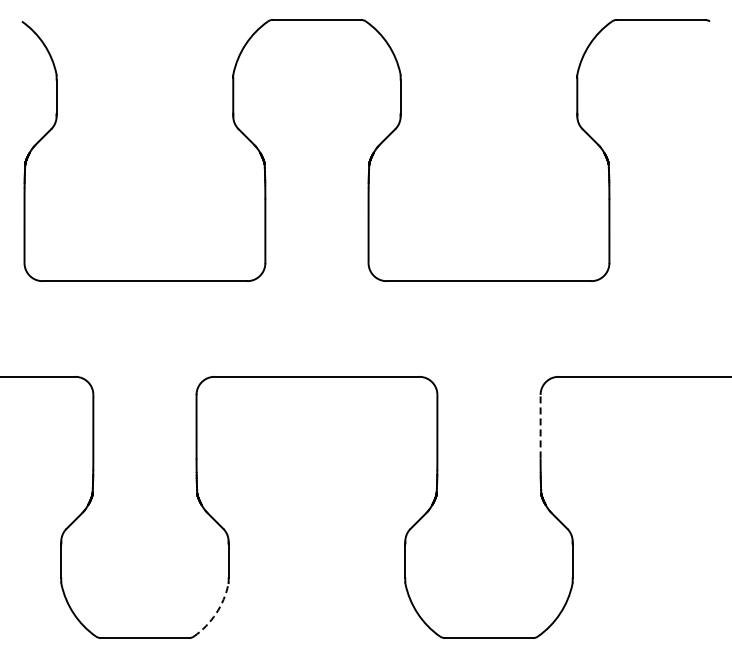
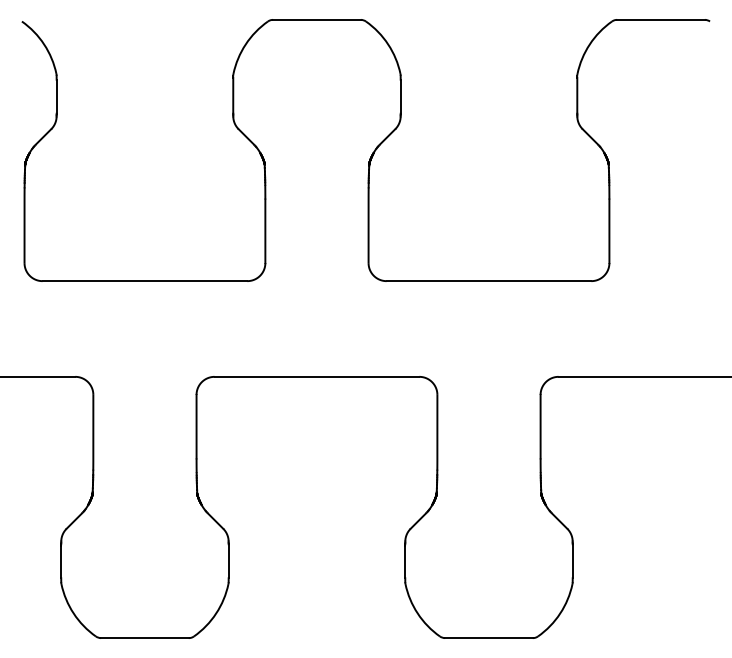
line: dashed -> solid (540, 426)
arc: dashed -> solid (216, 613)
